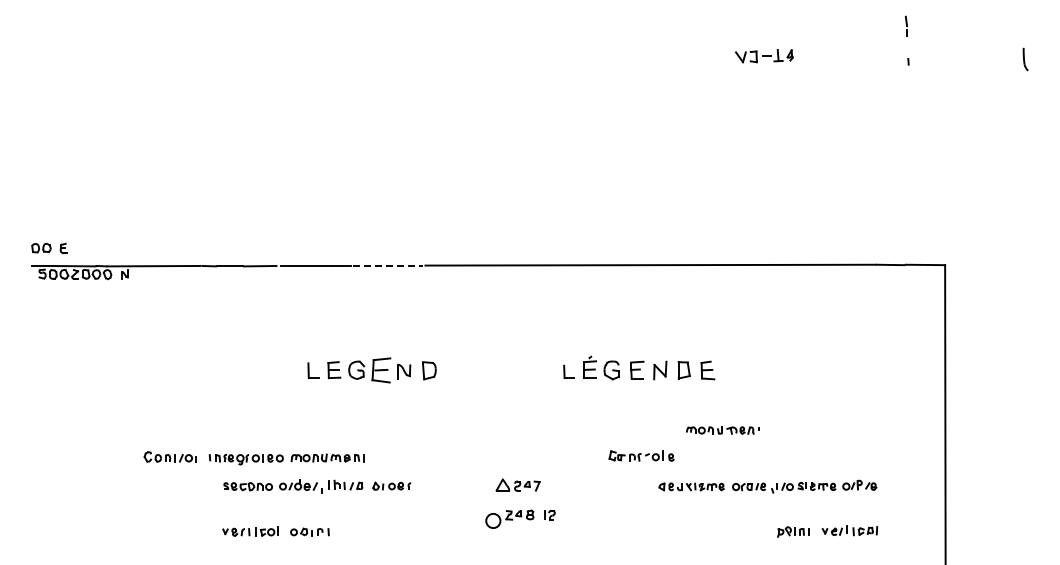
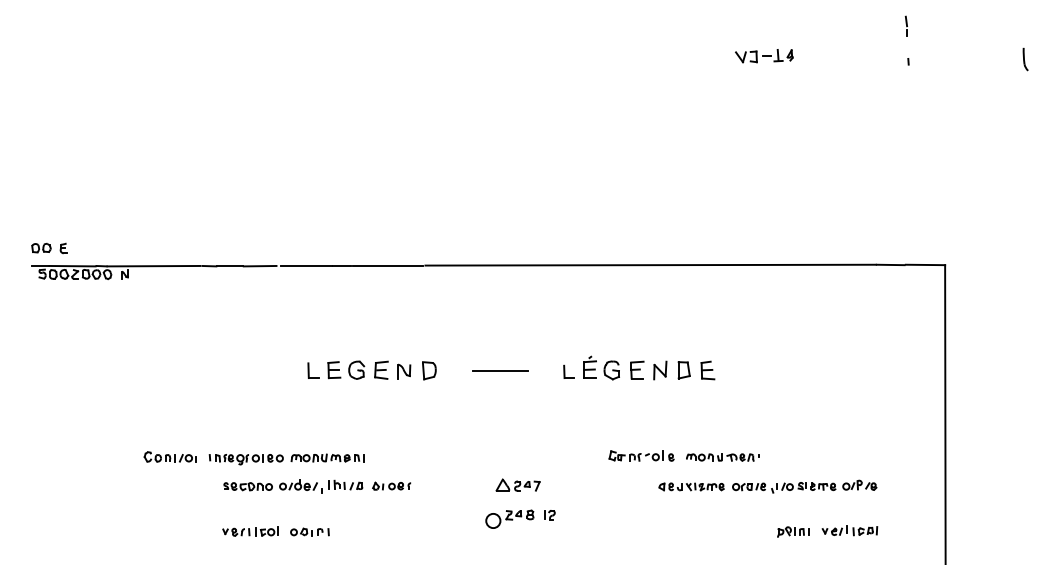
line: dashed -> solid (388, 265)
part size: 21x27 px -> 15x20 px (381, 369)
line: none -> present (500, 370)
part position: (722, 430) -> (722, 457) (722, 457)
